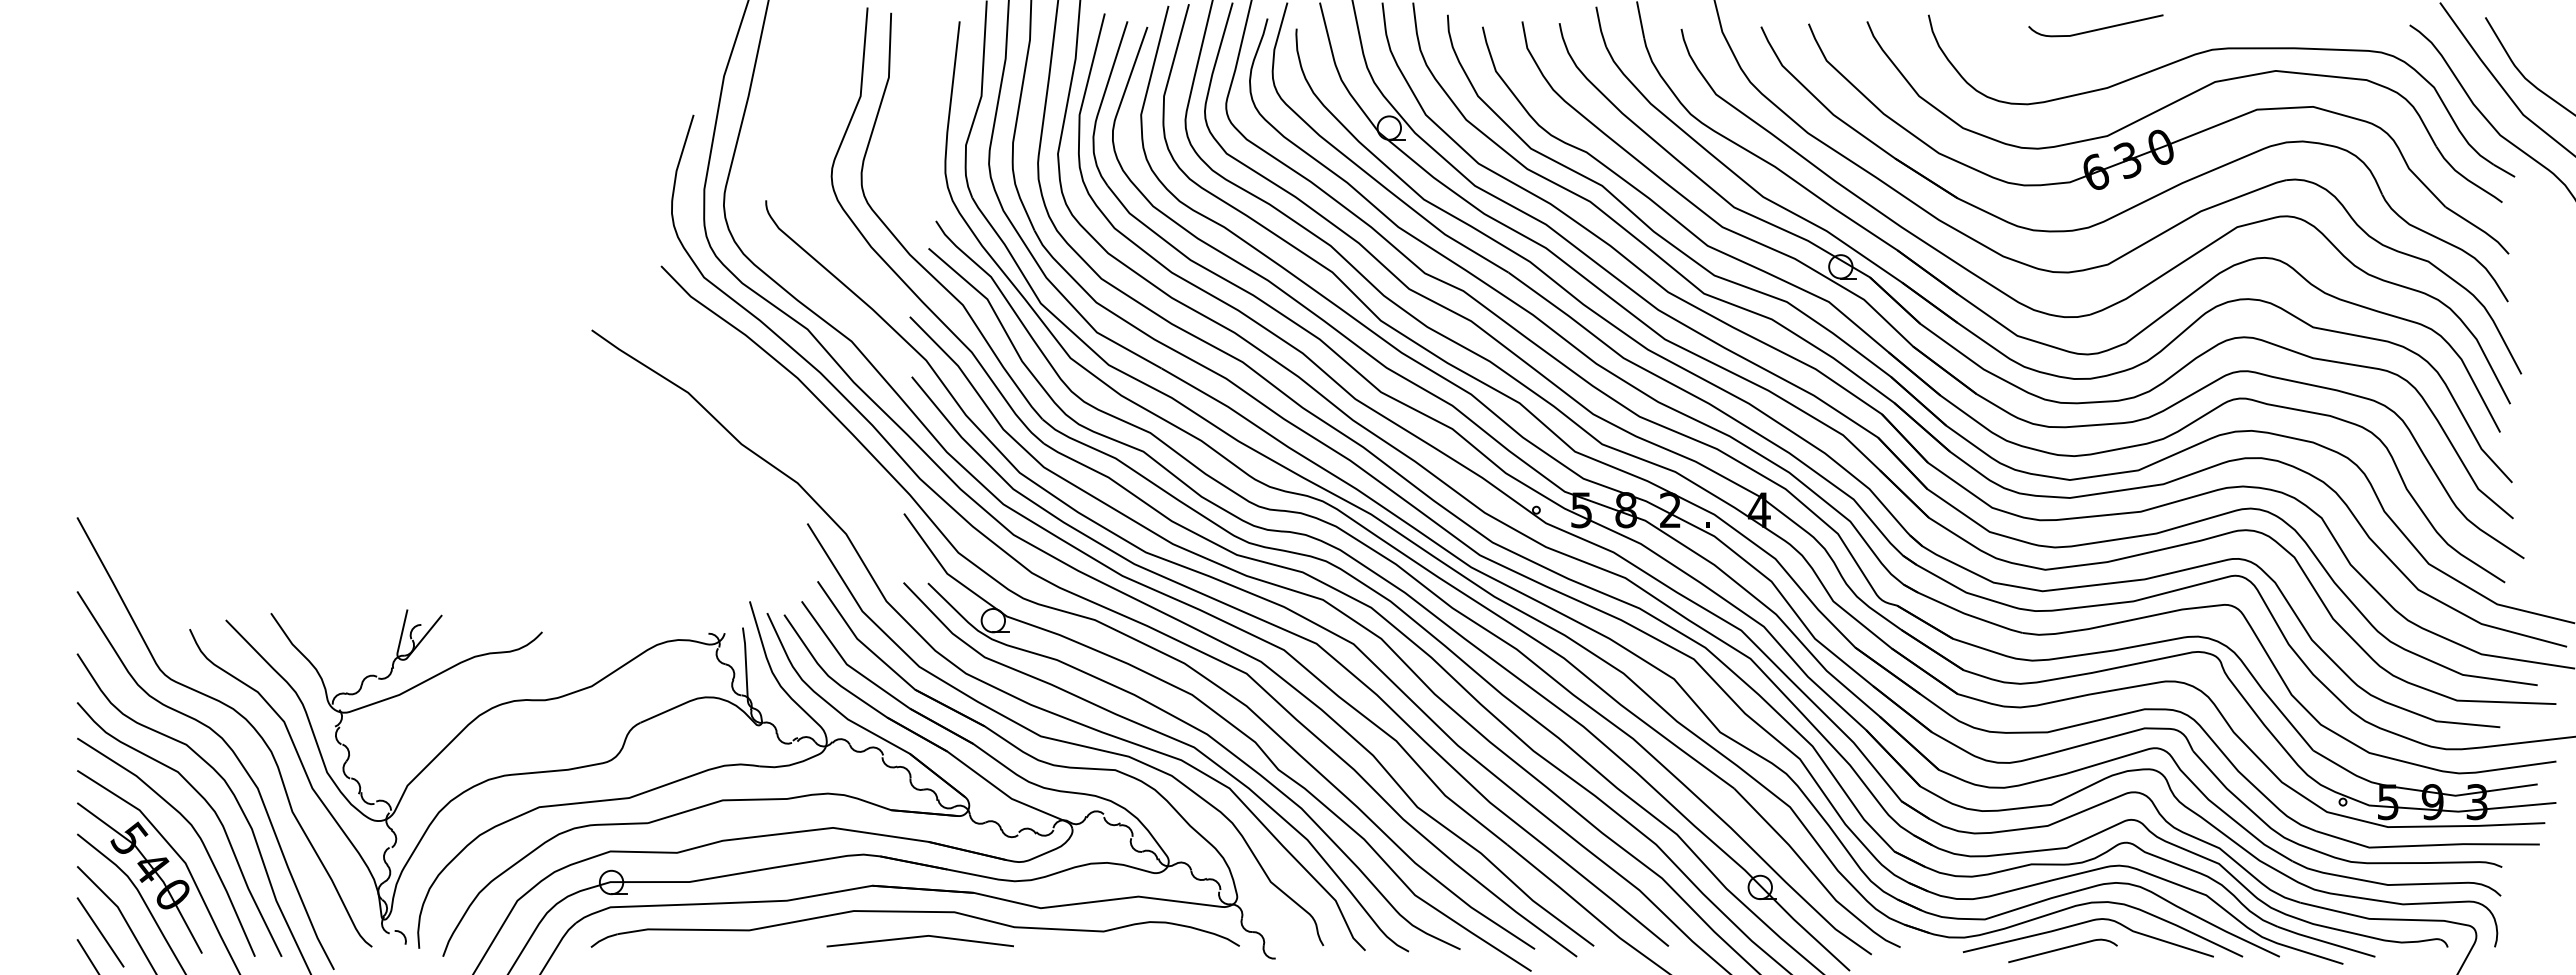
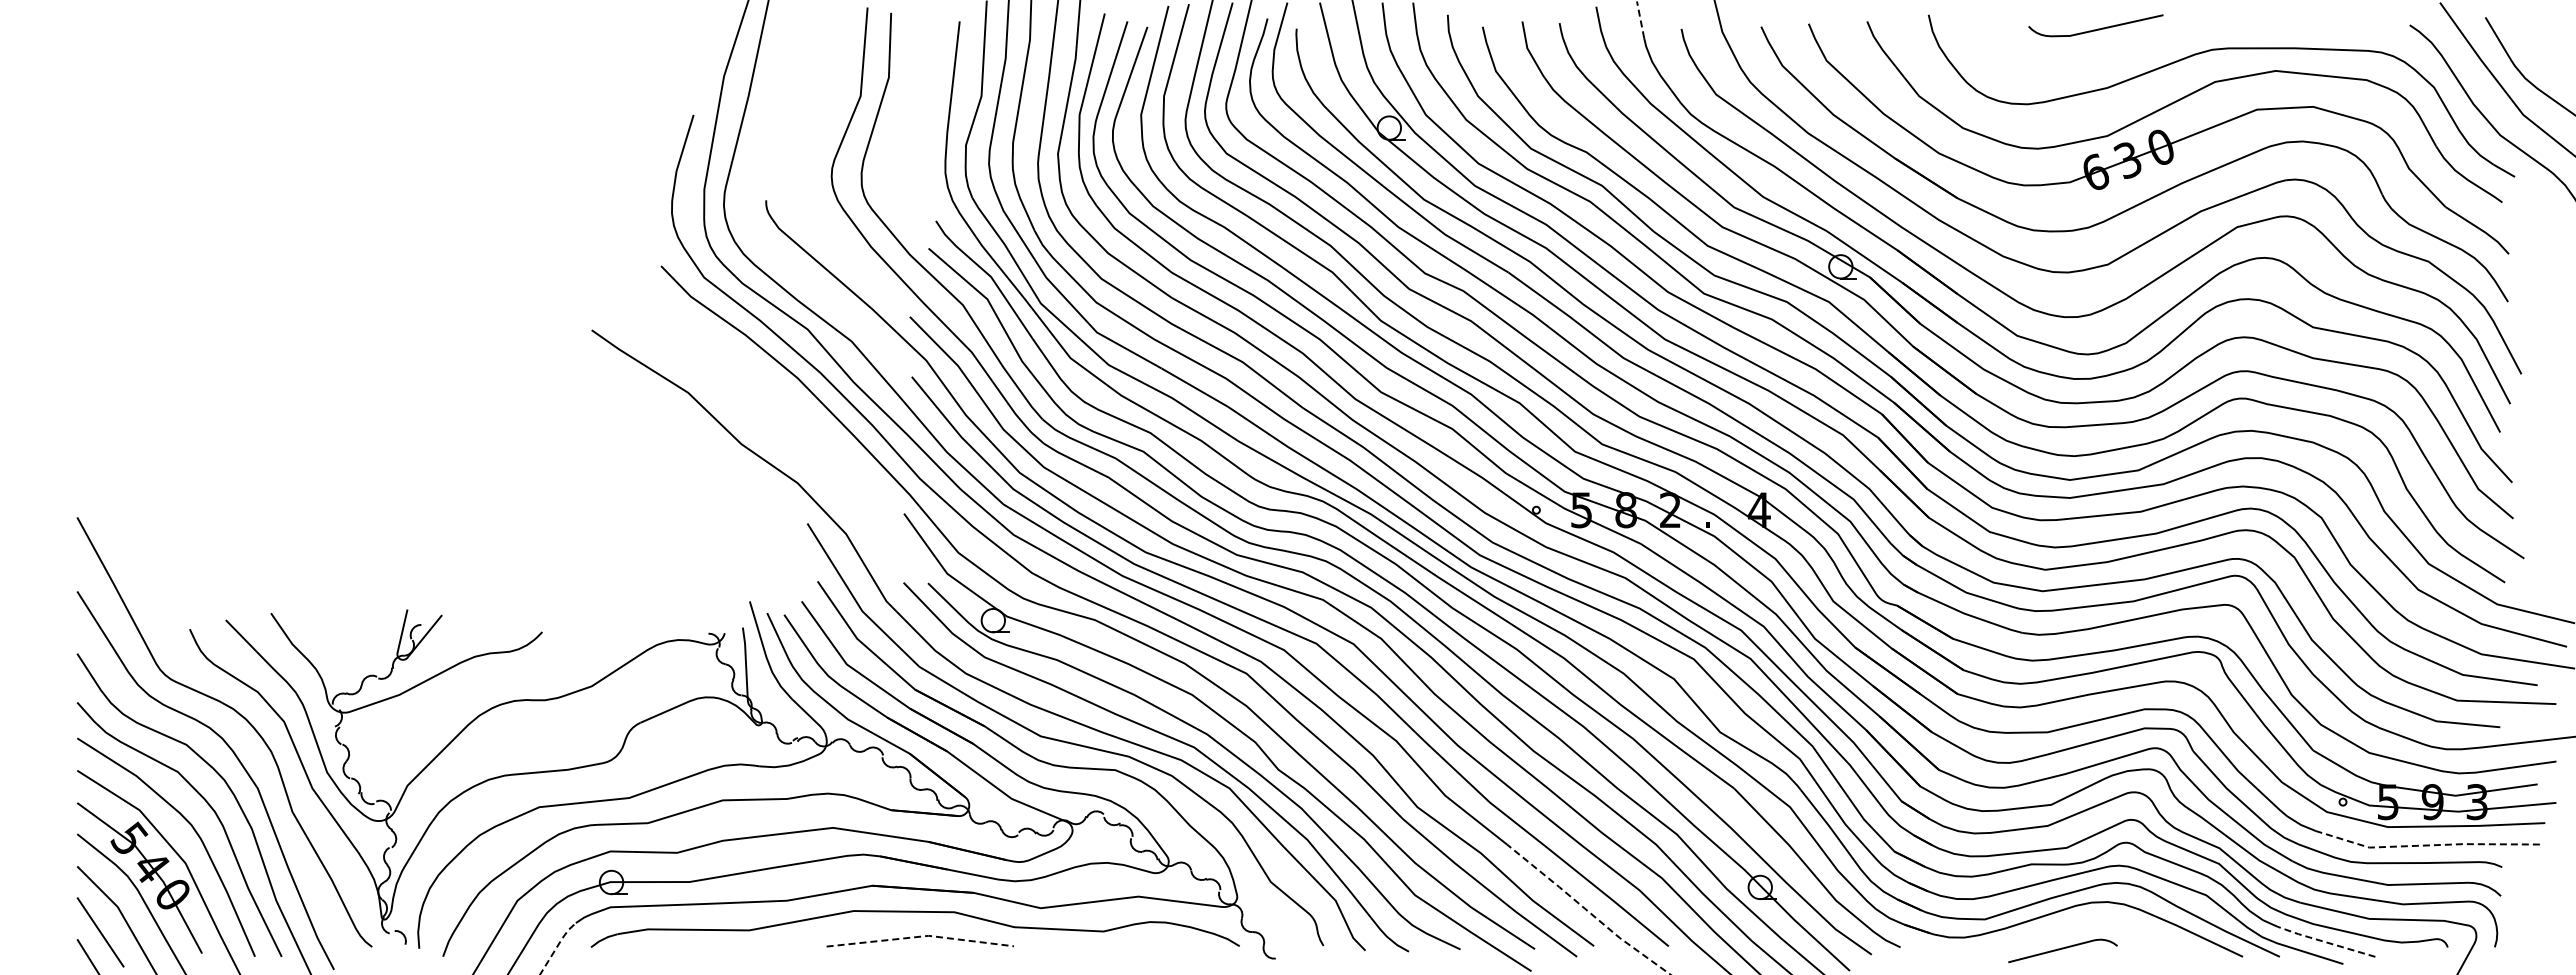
line: solid -> dashed (1640, 19)
line: solid -> dashed (2426, 845)
line: solid -> dashed (1587, 910)
curve: present -> none (2085, 923)
line: solid -> dashed (921, 936)
line: solid -> dashed (2326, 942)
line: solid -> dashed (557, 947)
